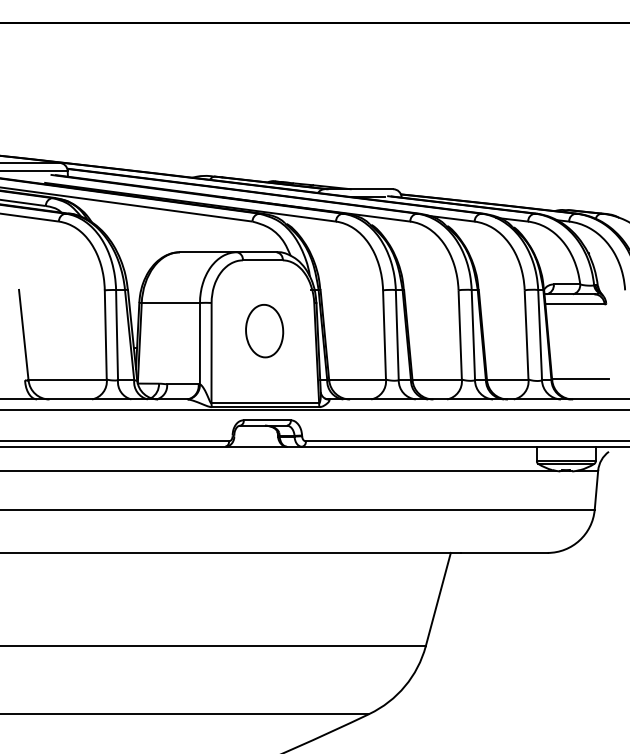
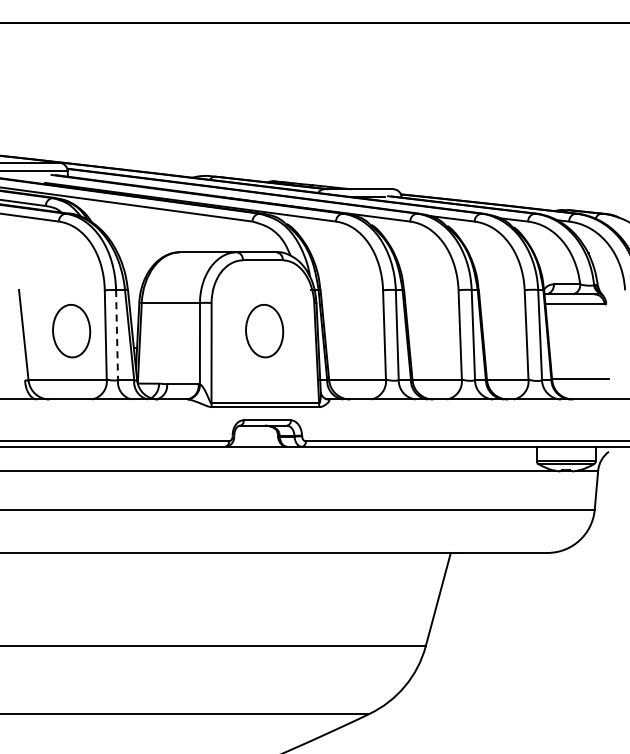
part: none -> present (71, 331)
line: solid -> dashed (117, 335)
line: present -> none (314, 409)
